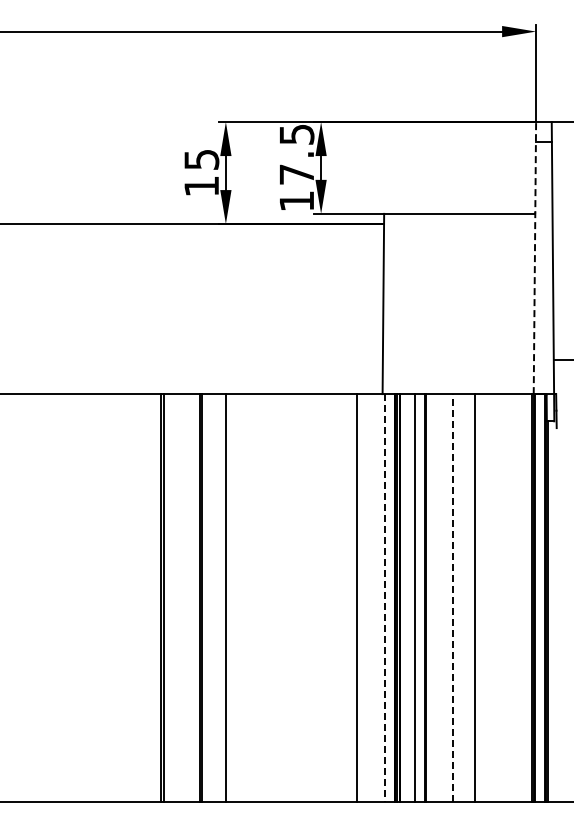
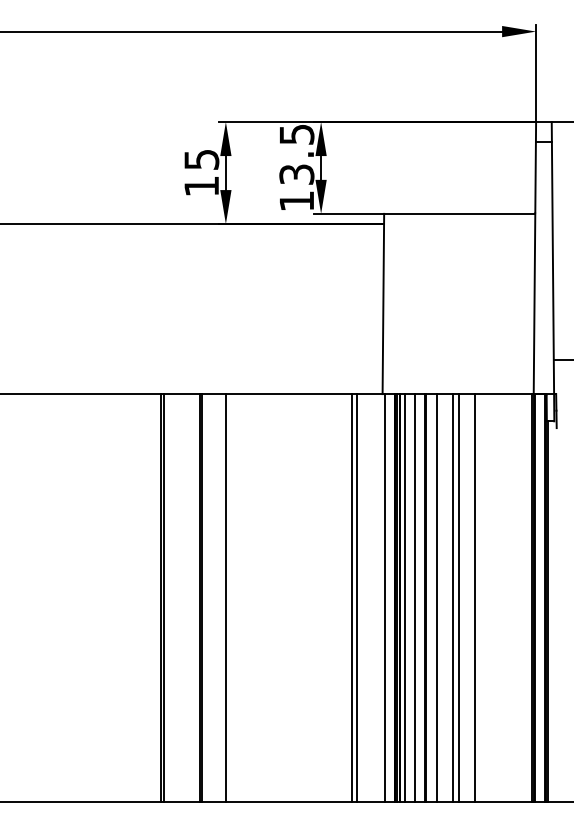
text: 17.5 -> 13.5 (296, 174)
line: dashed -> solid (534, 257)
line: dashed -> solid (452, 597)
line: none -> present (352, 598)
line: dashed -> solid (384, 598)
line: none -> present (405, 598)
line: none -> present (436, 598)
line: none -> present (458, 598)
